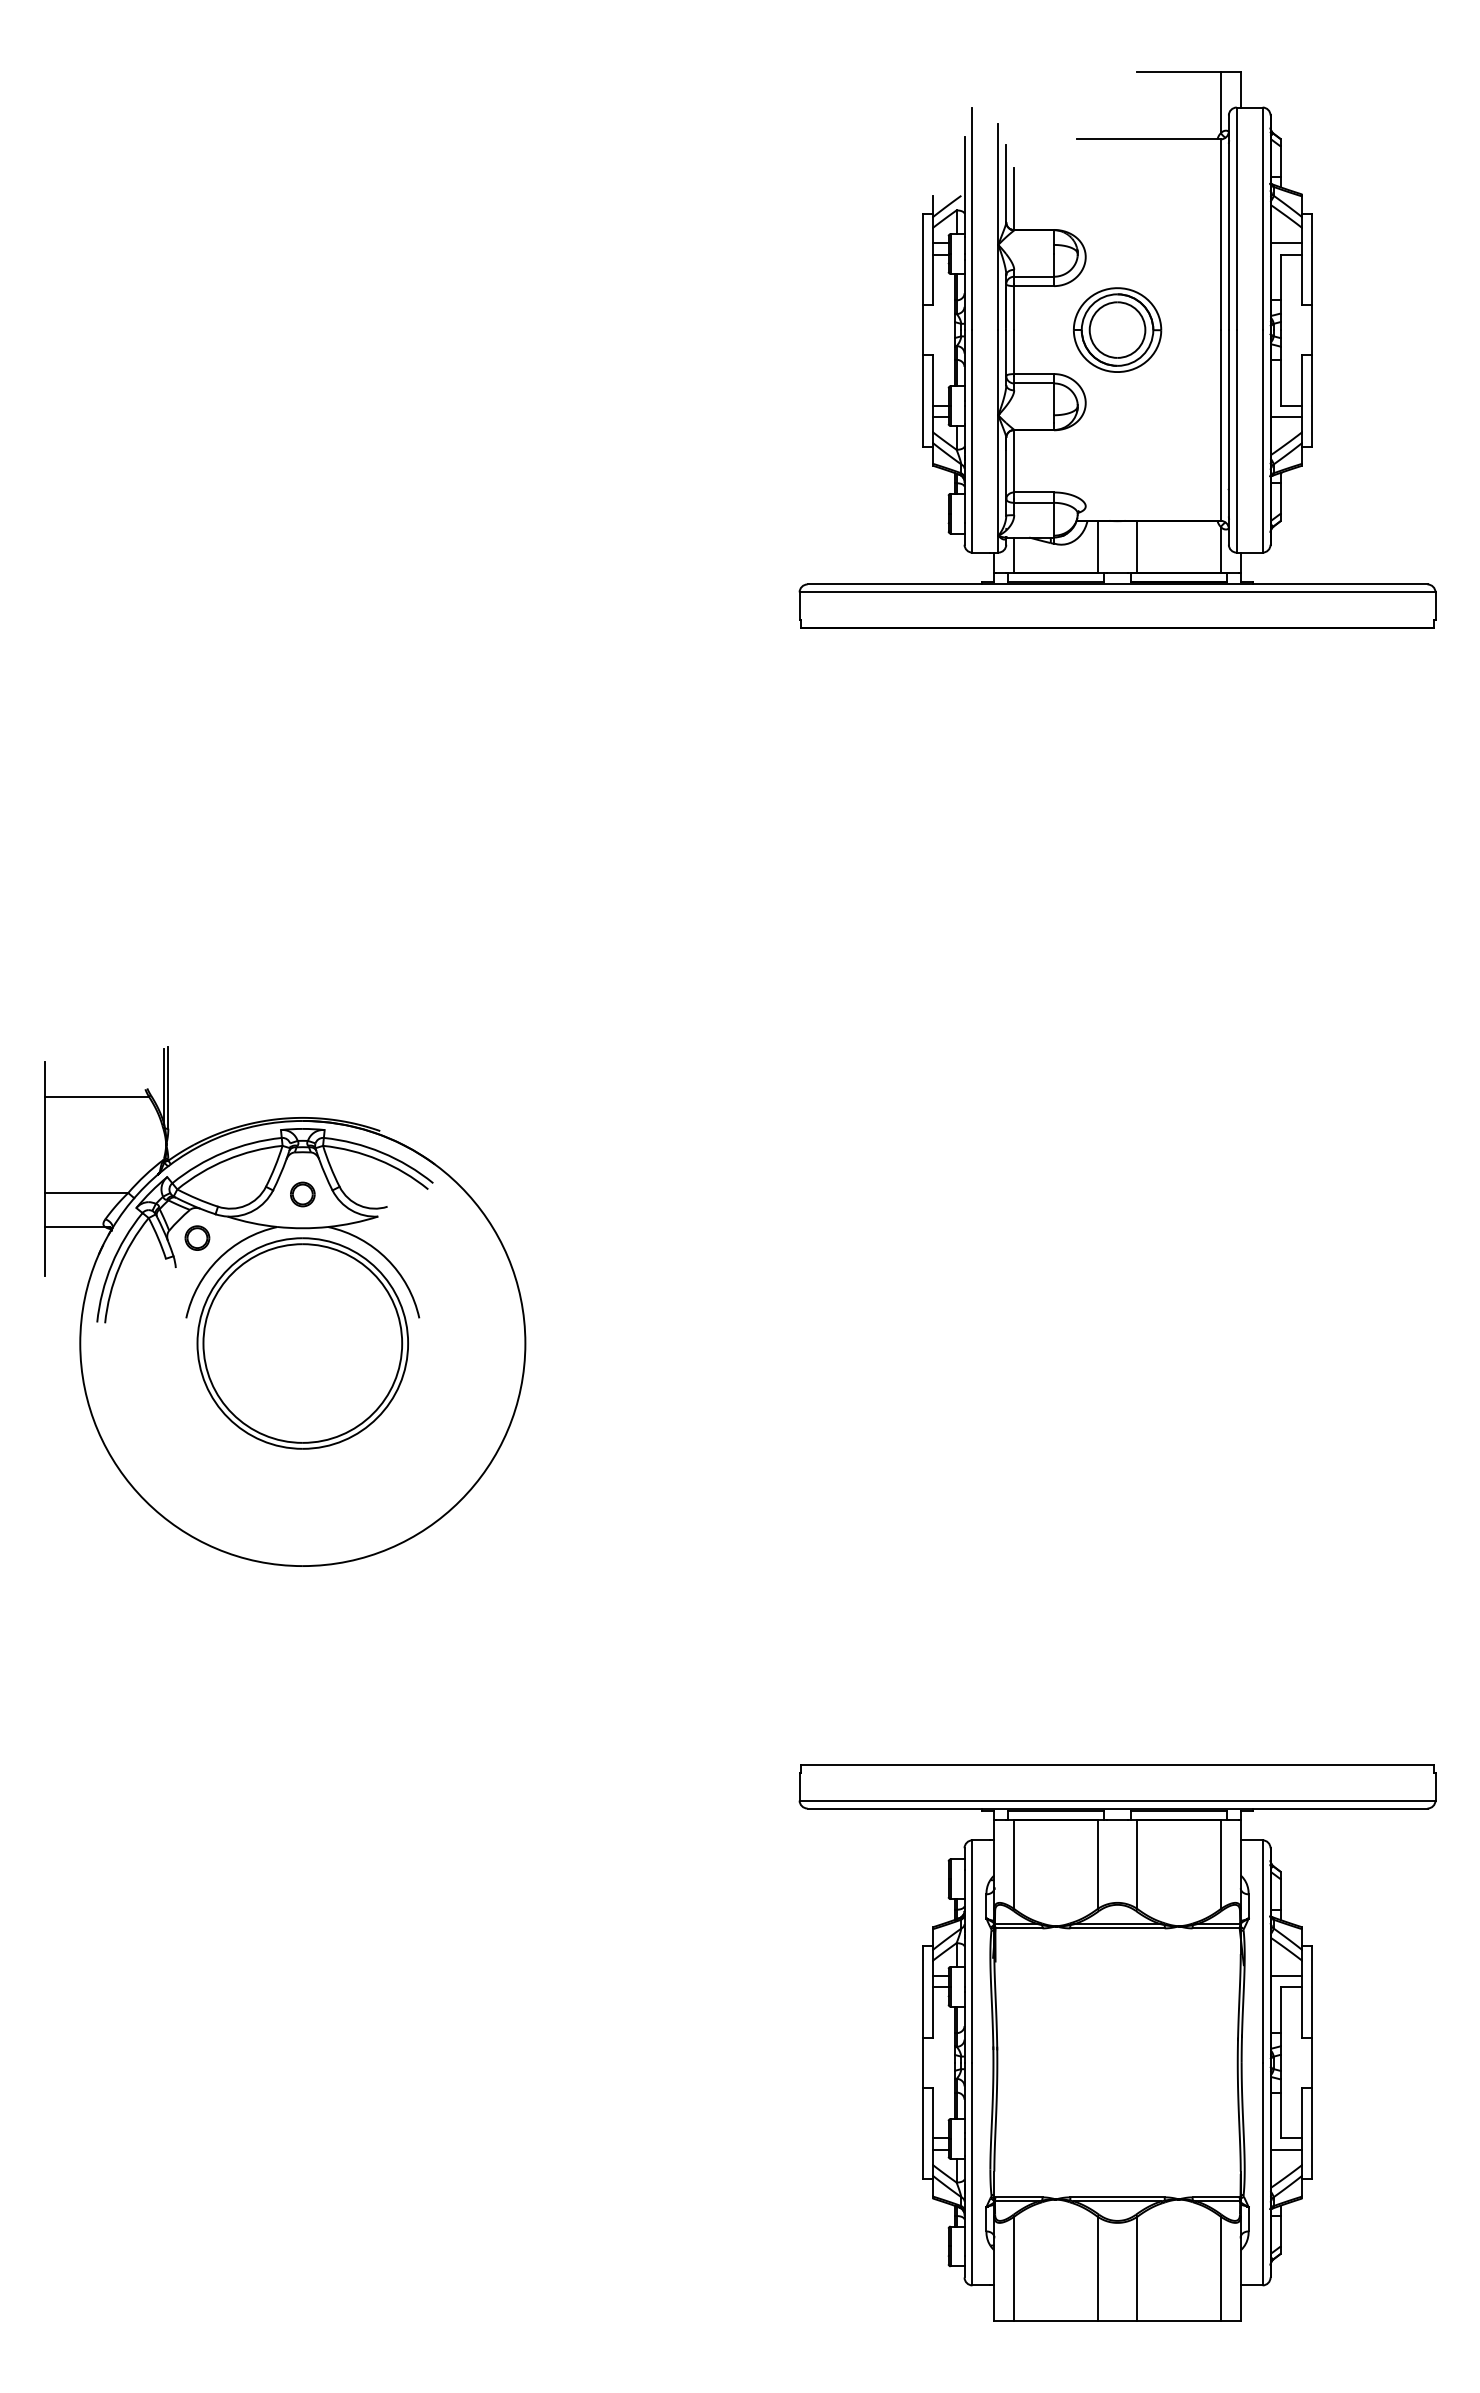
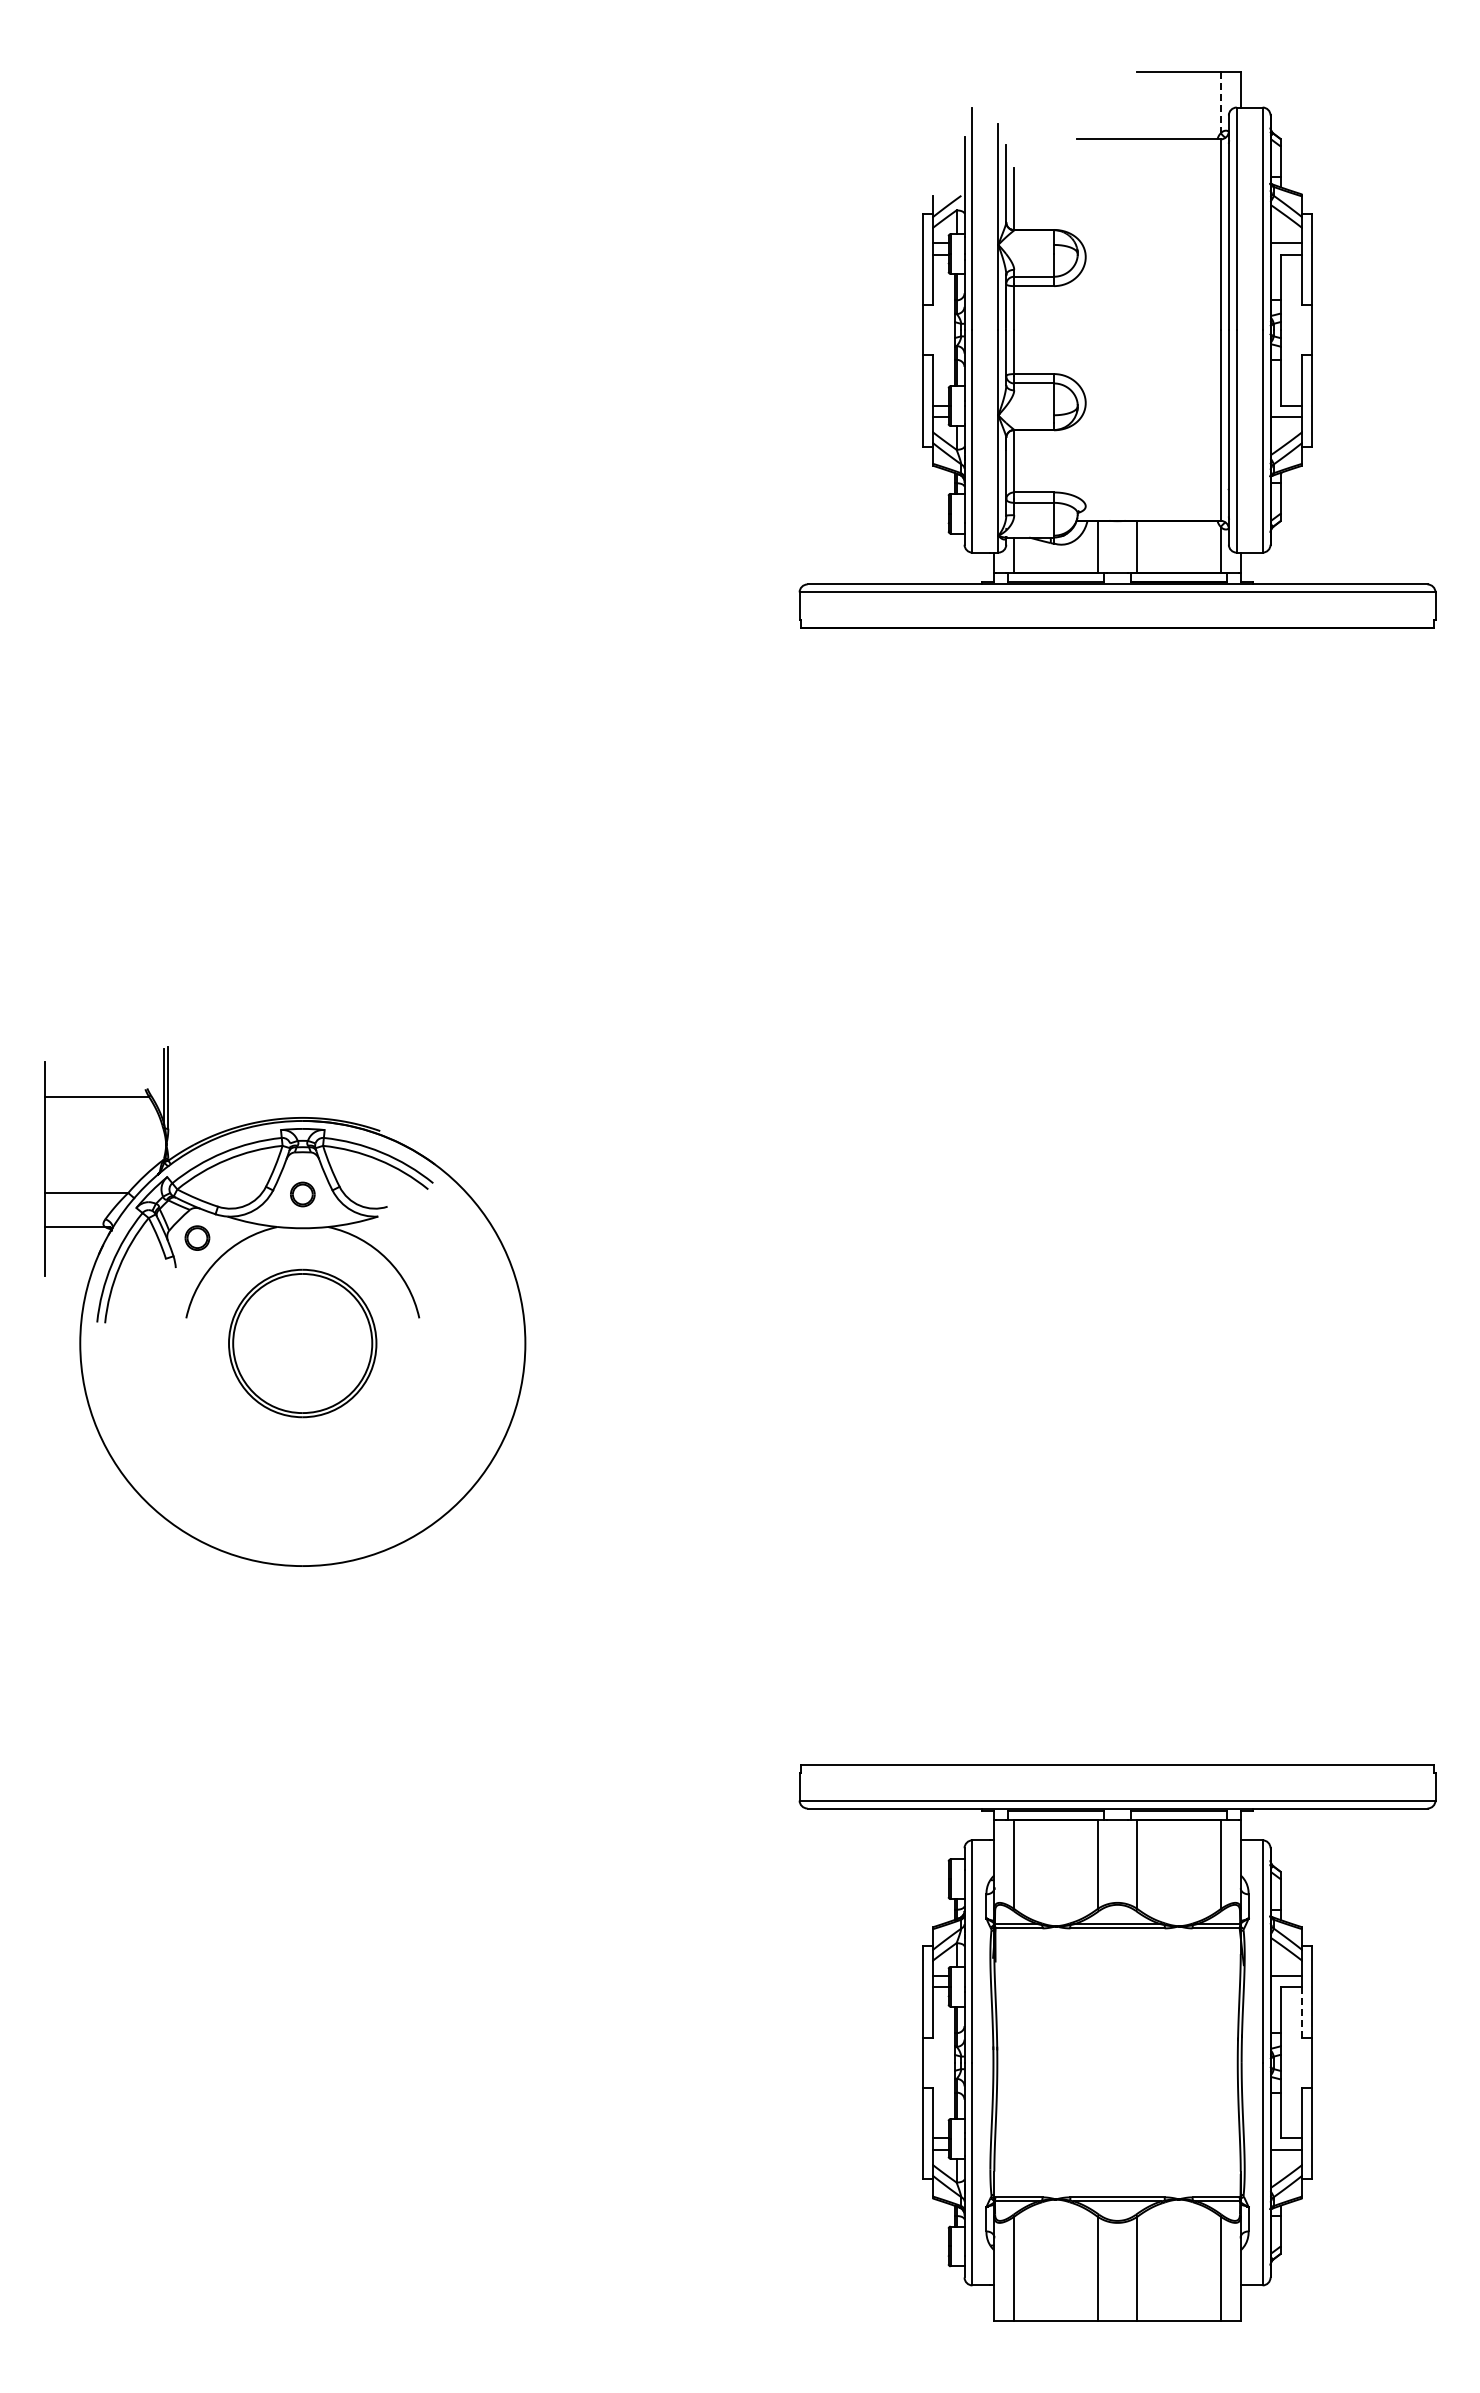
line: solid -> dashed (1220, 102)
part: present -> none (1117, 329)
part size: 213x213 px -> 150x151 px (302, 1343)
line: solid -> dashed (1302, 2012)
